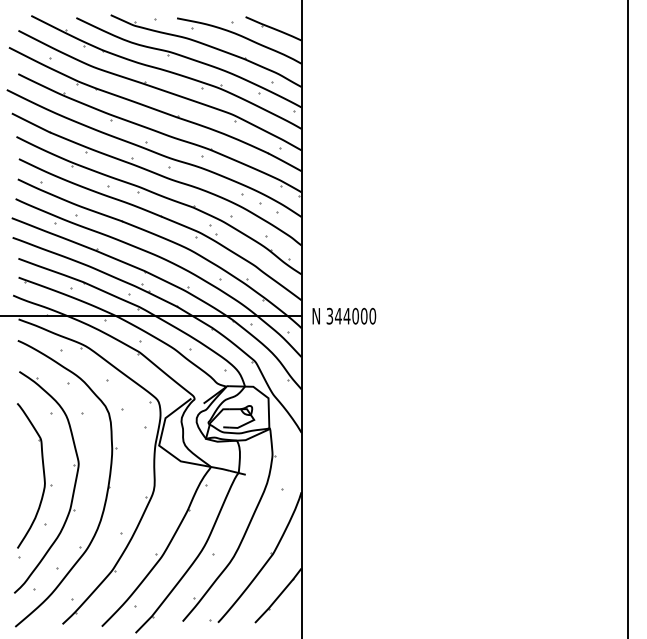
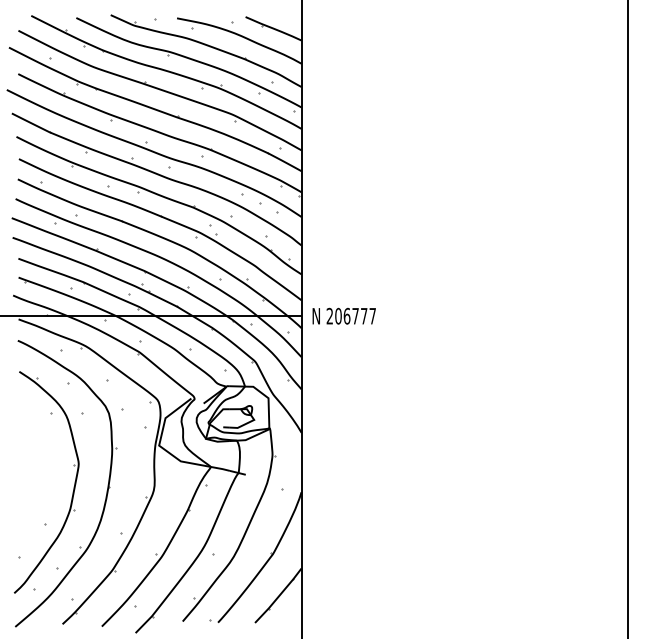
text: 344000 -> 206777 (351, 315)
part: present -> none (43, 475)
